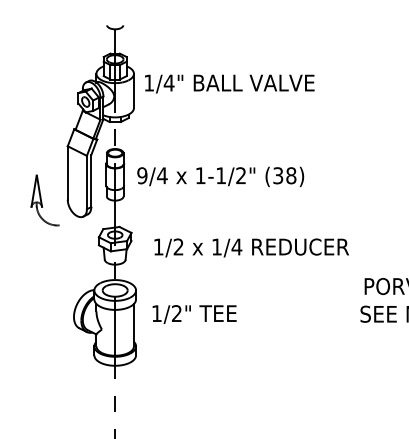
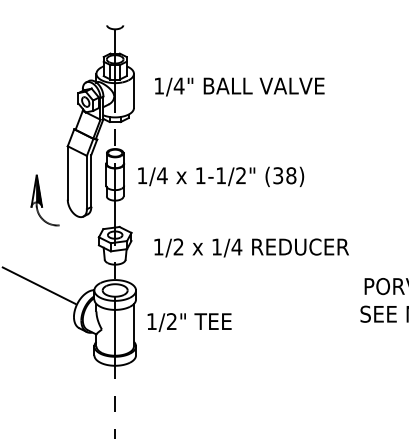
text position: (229, 83) -> (239, 86) (239, 86)
text: 9/4 -> 1/4 (142, 175)
hatch: none -> present (38, 189)
line: none -> present (39, 285)
text position: (194, 314) -> (189, 322) (189, 322)
